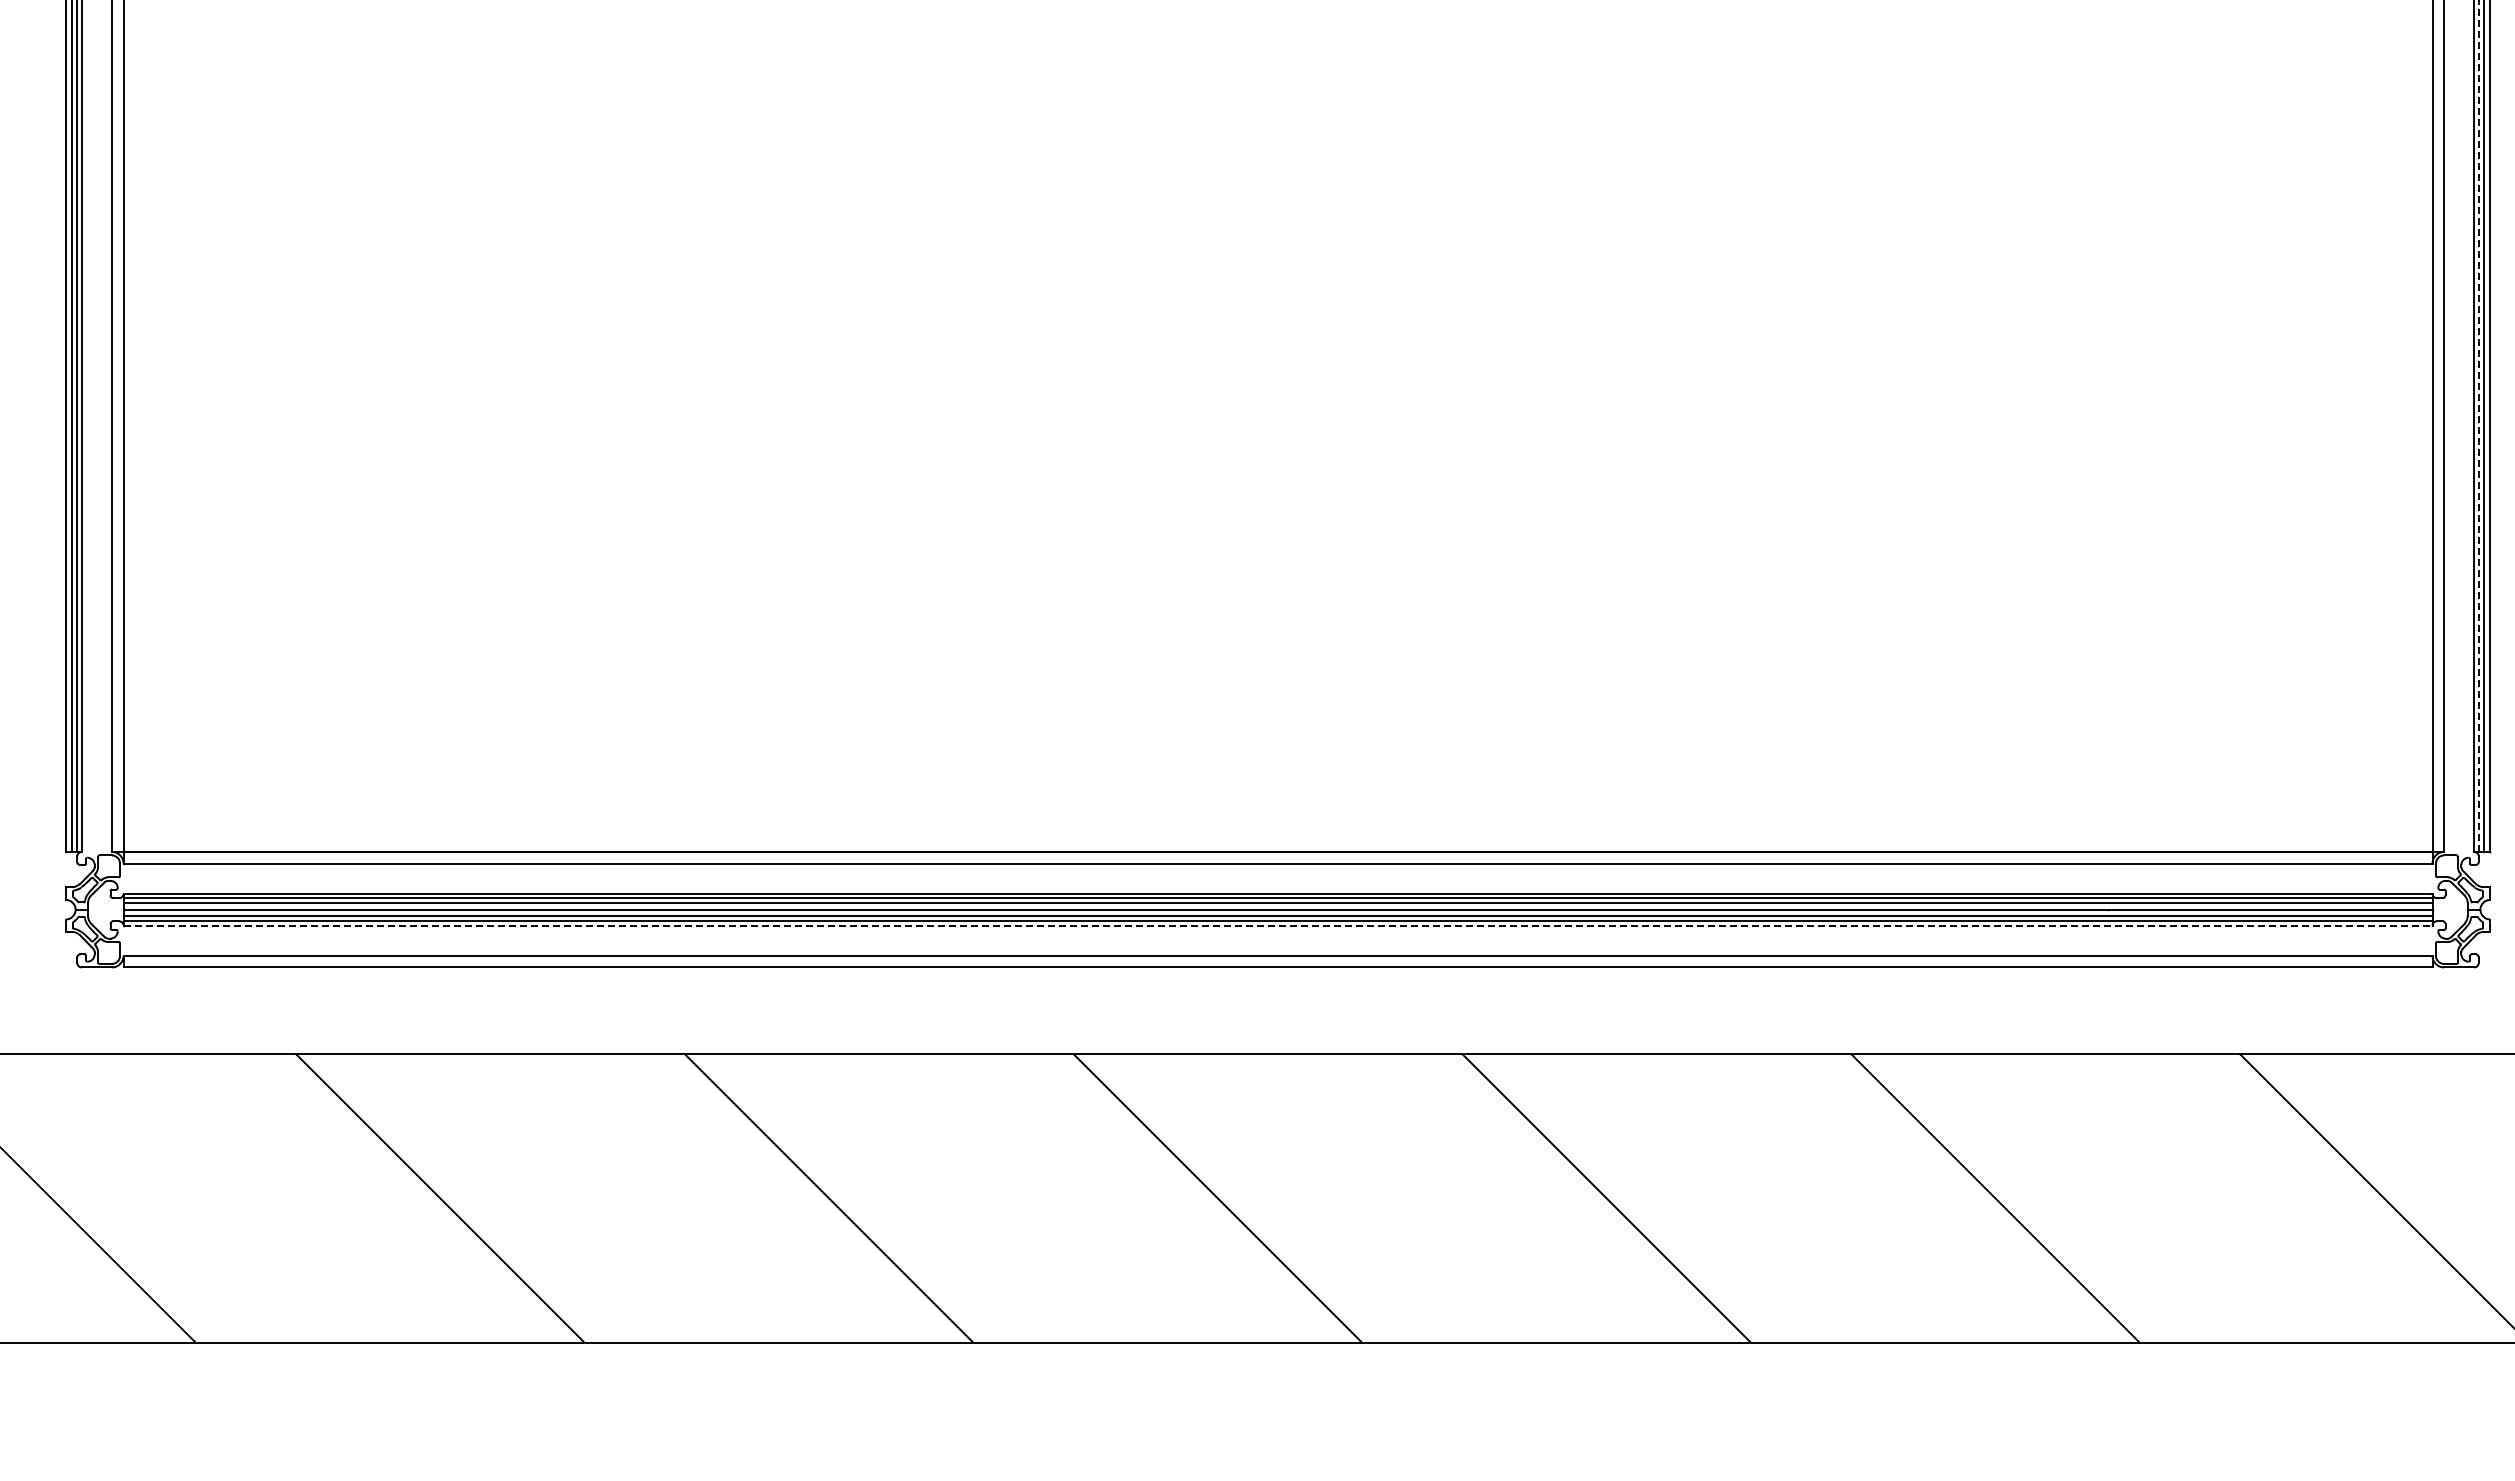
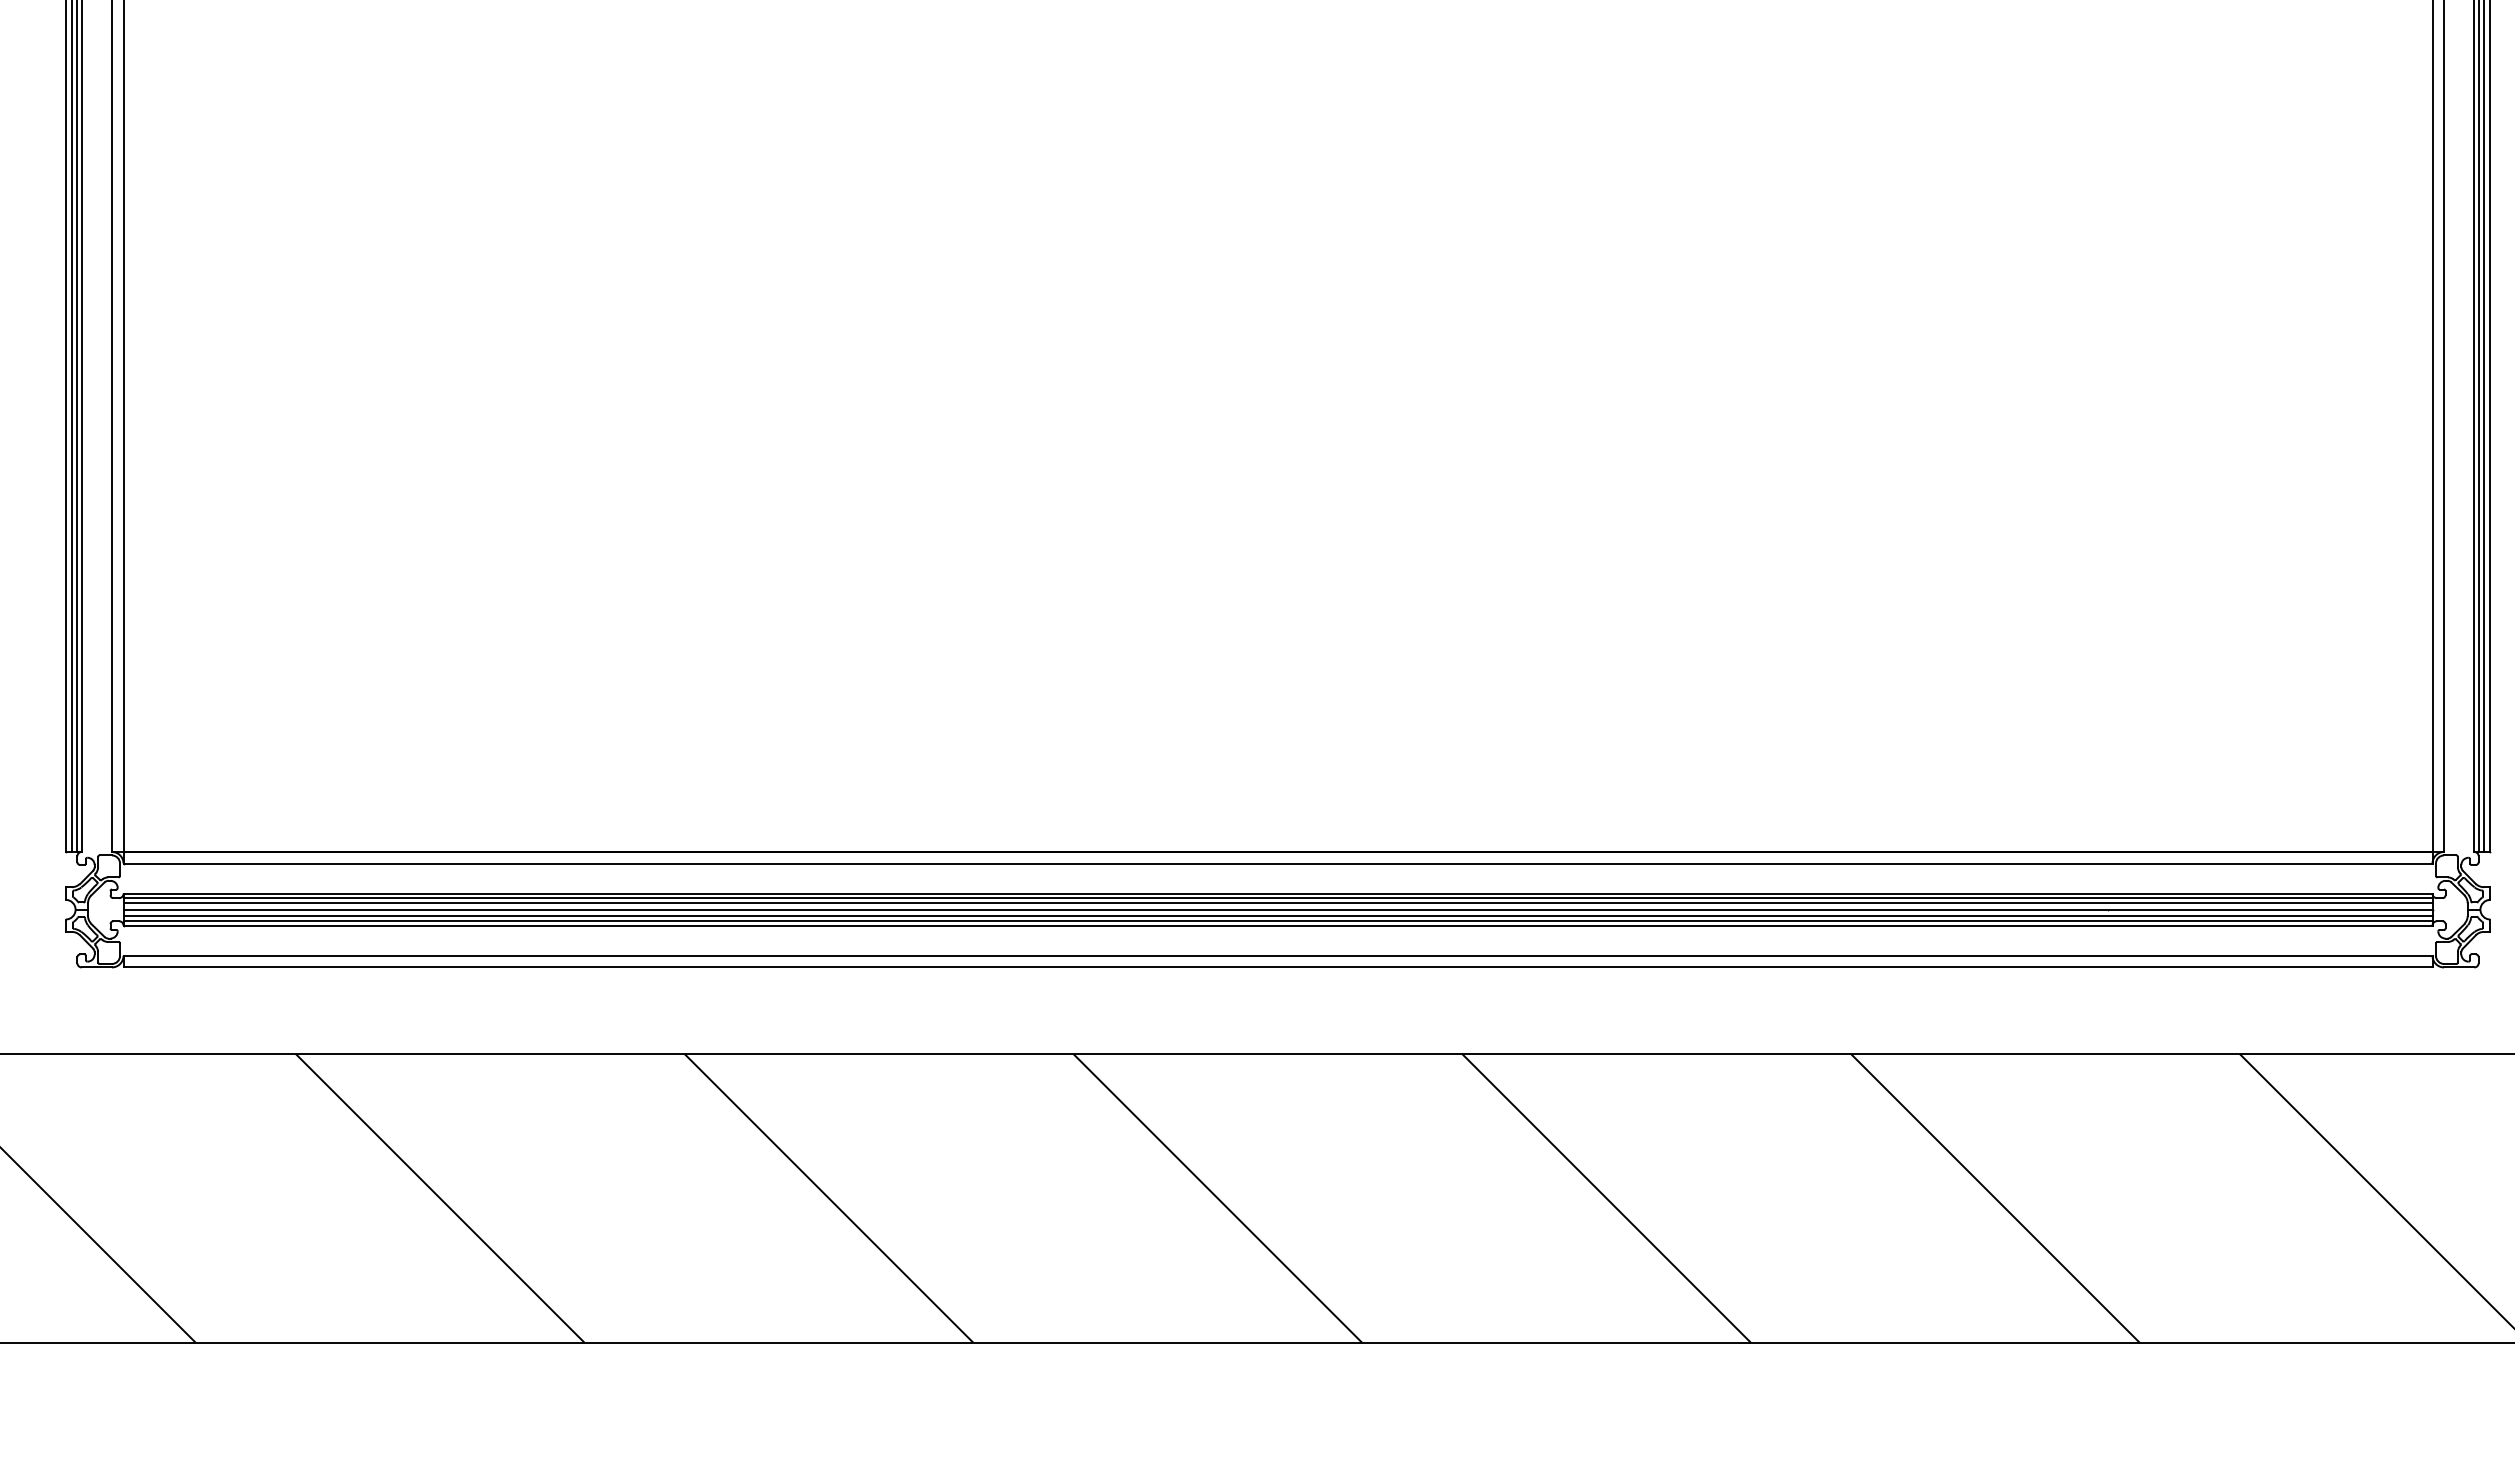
line: dashed -> solid (2478, 426)
line: dashed -> solid (1278, 925)
